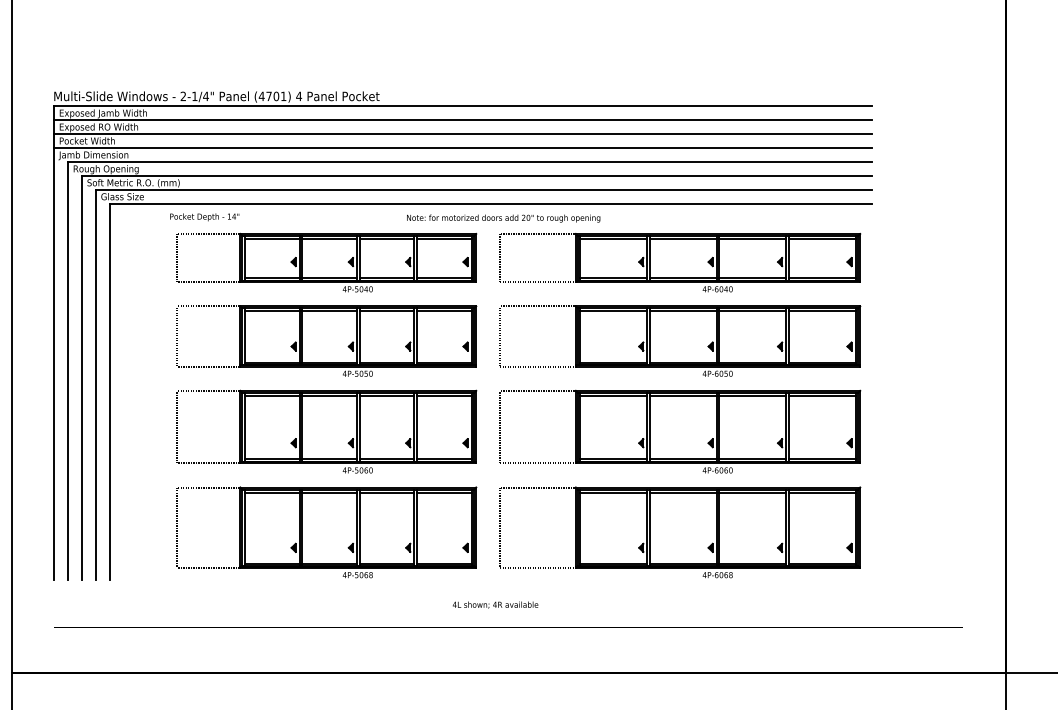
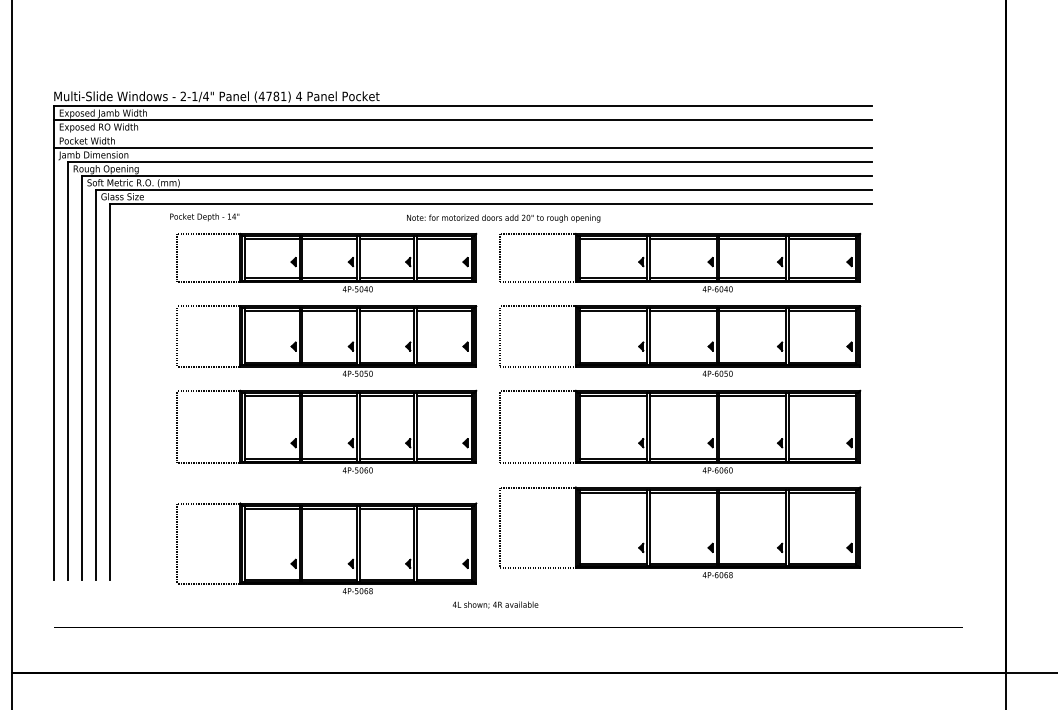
text: (4701) -> (4781) (276, 96)
line: present -> none (462, 133)
part position: (326, 532) -> (326, 548) (326, 548)
